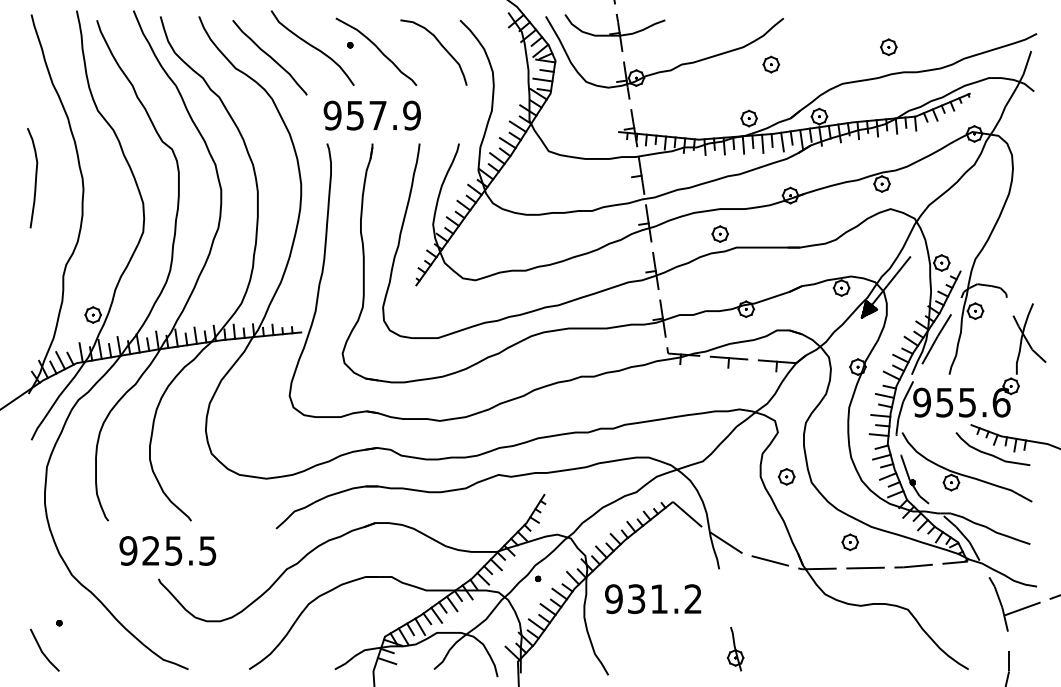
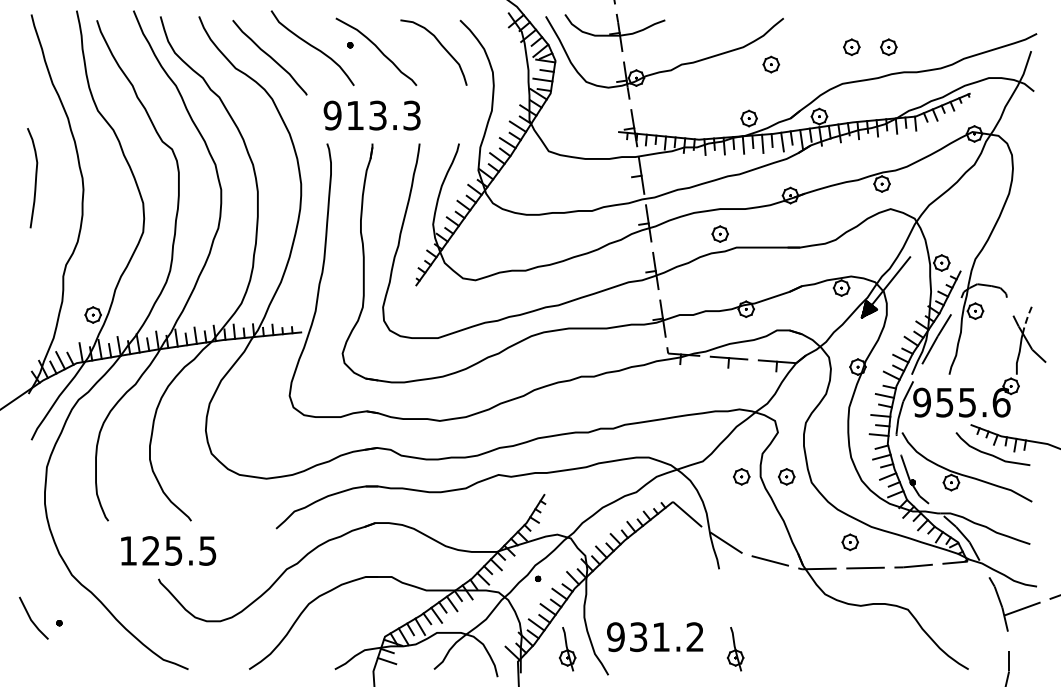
part: none -> present (851, 46)
text: 957.9 -> 913.3 (383, 115)
line: solid -> dashed (1027, 318)
part: none -> present (741, 476)
text: 925.5 -> 125.5 (128, 550)
text position: (653, 599) -> (655, 637) (655, 637)
part: none -> present (567, 649)
line position: (42, 650) -> (31, 618) (31, 618)
